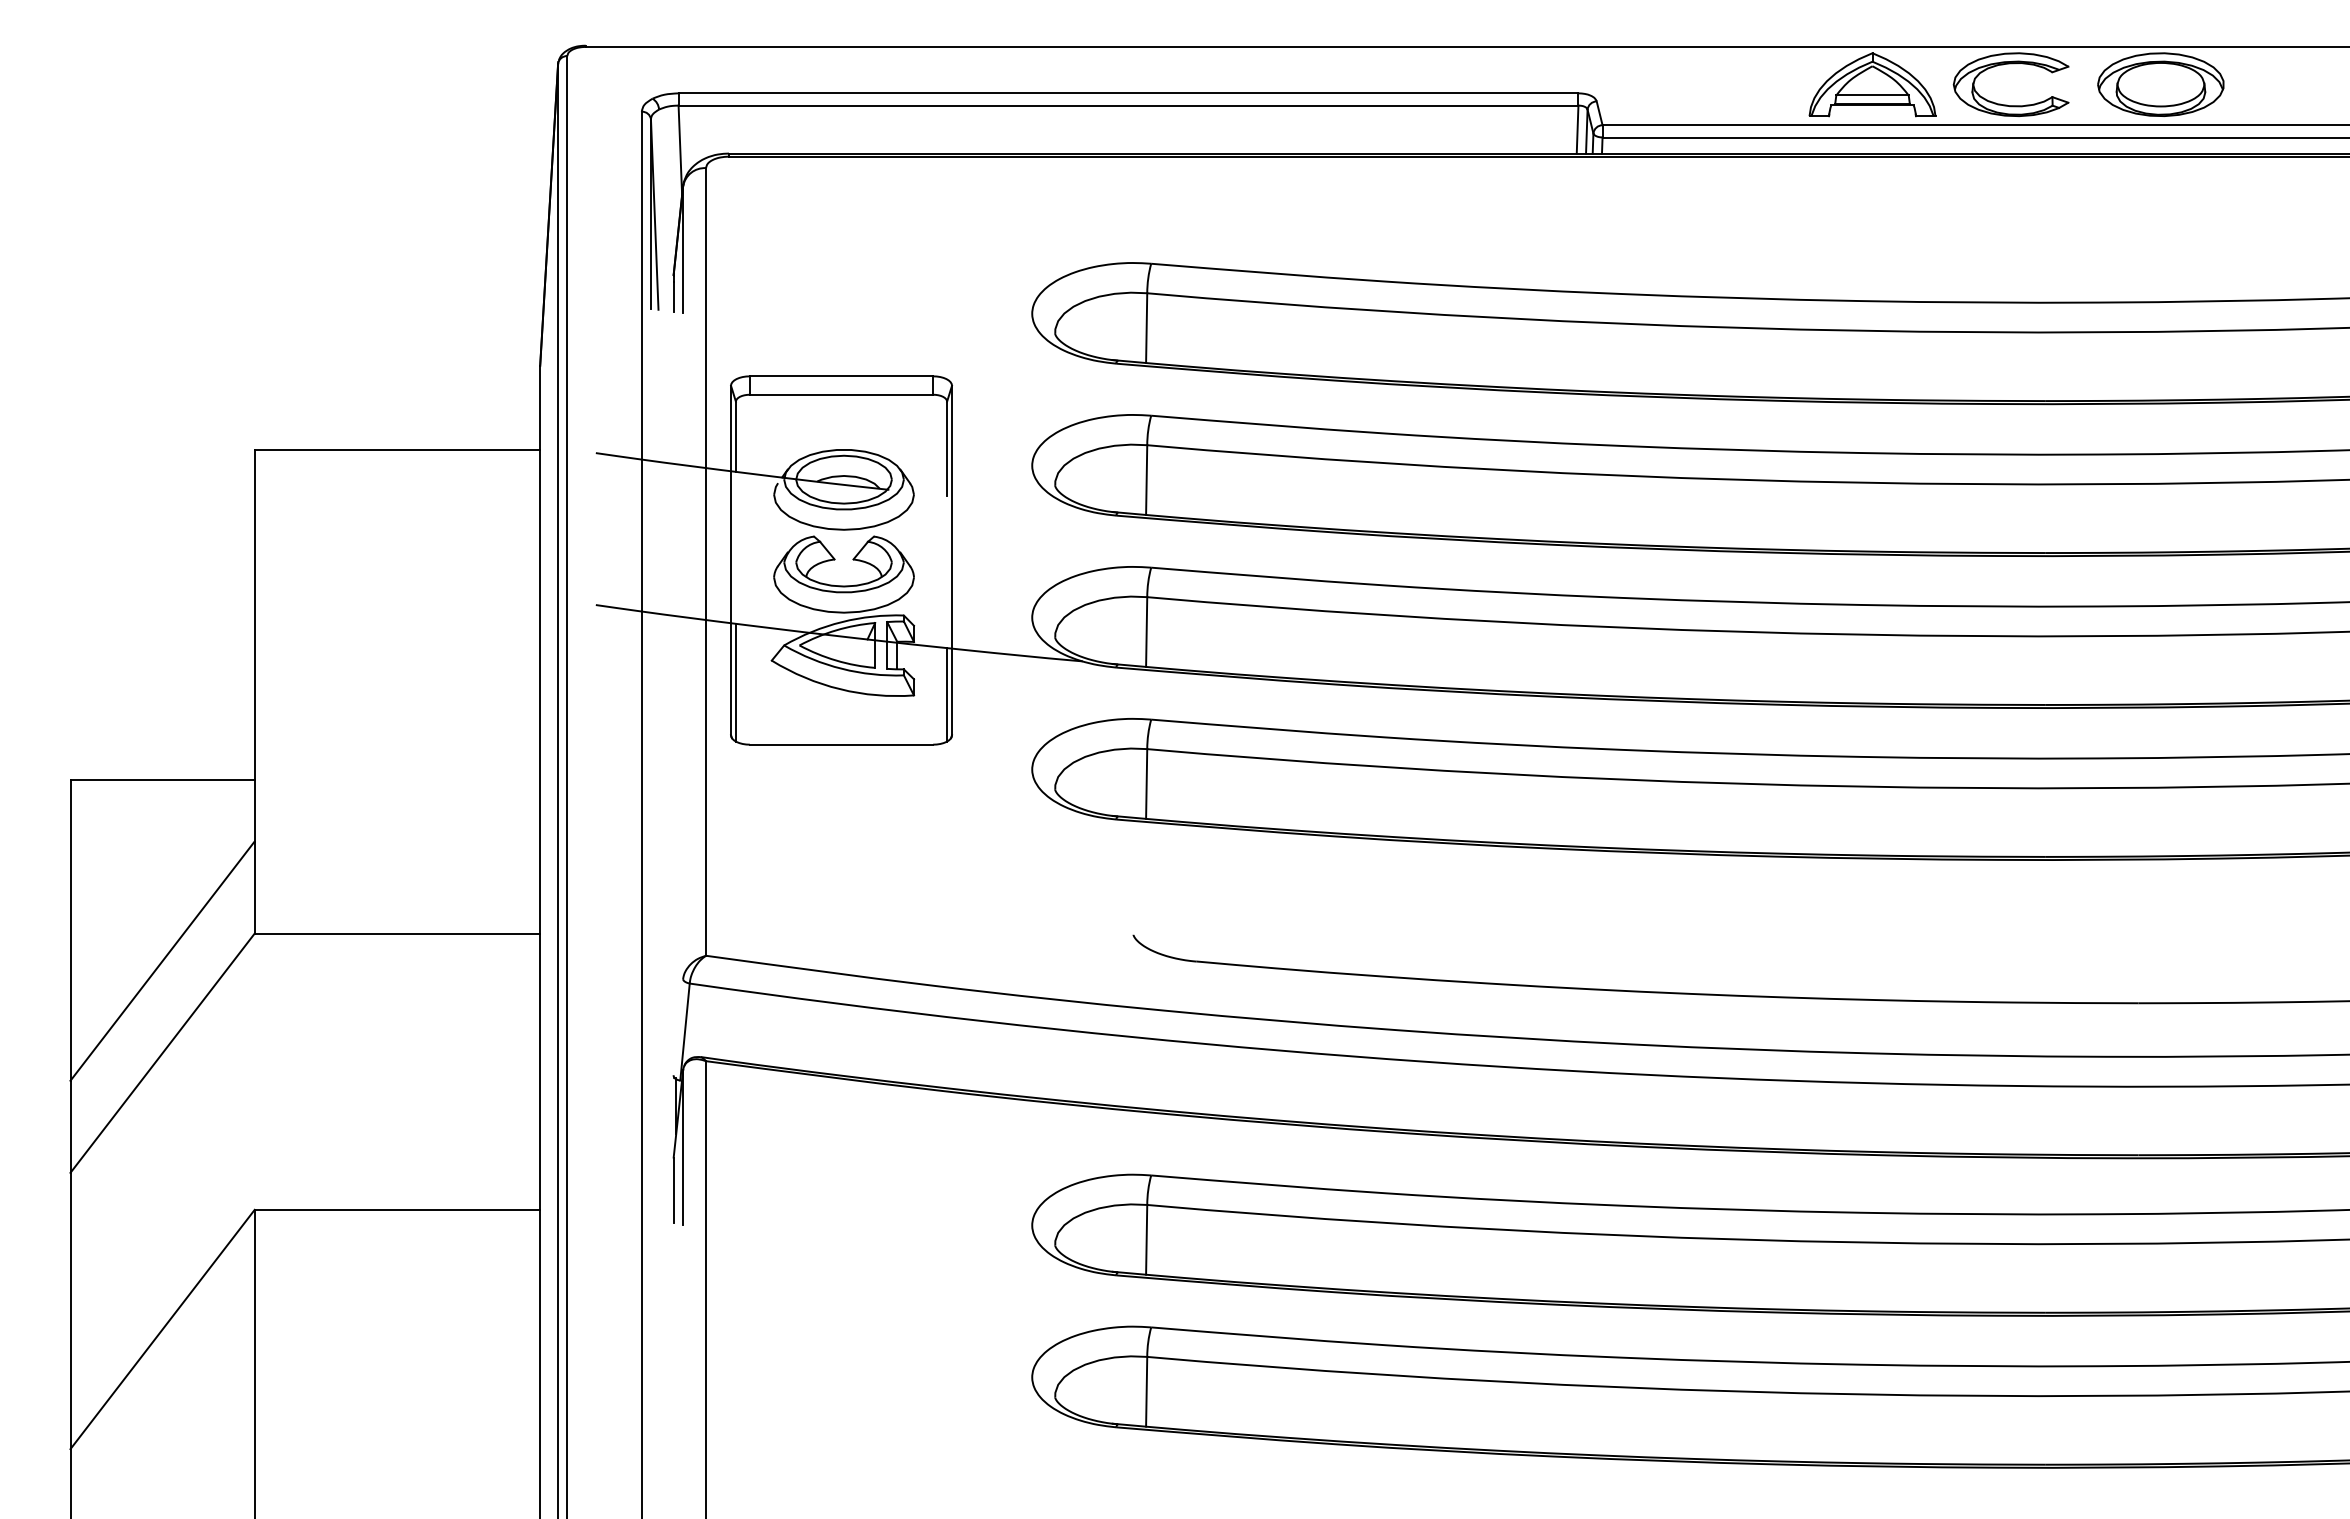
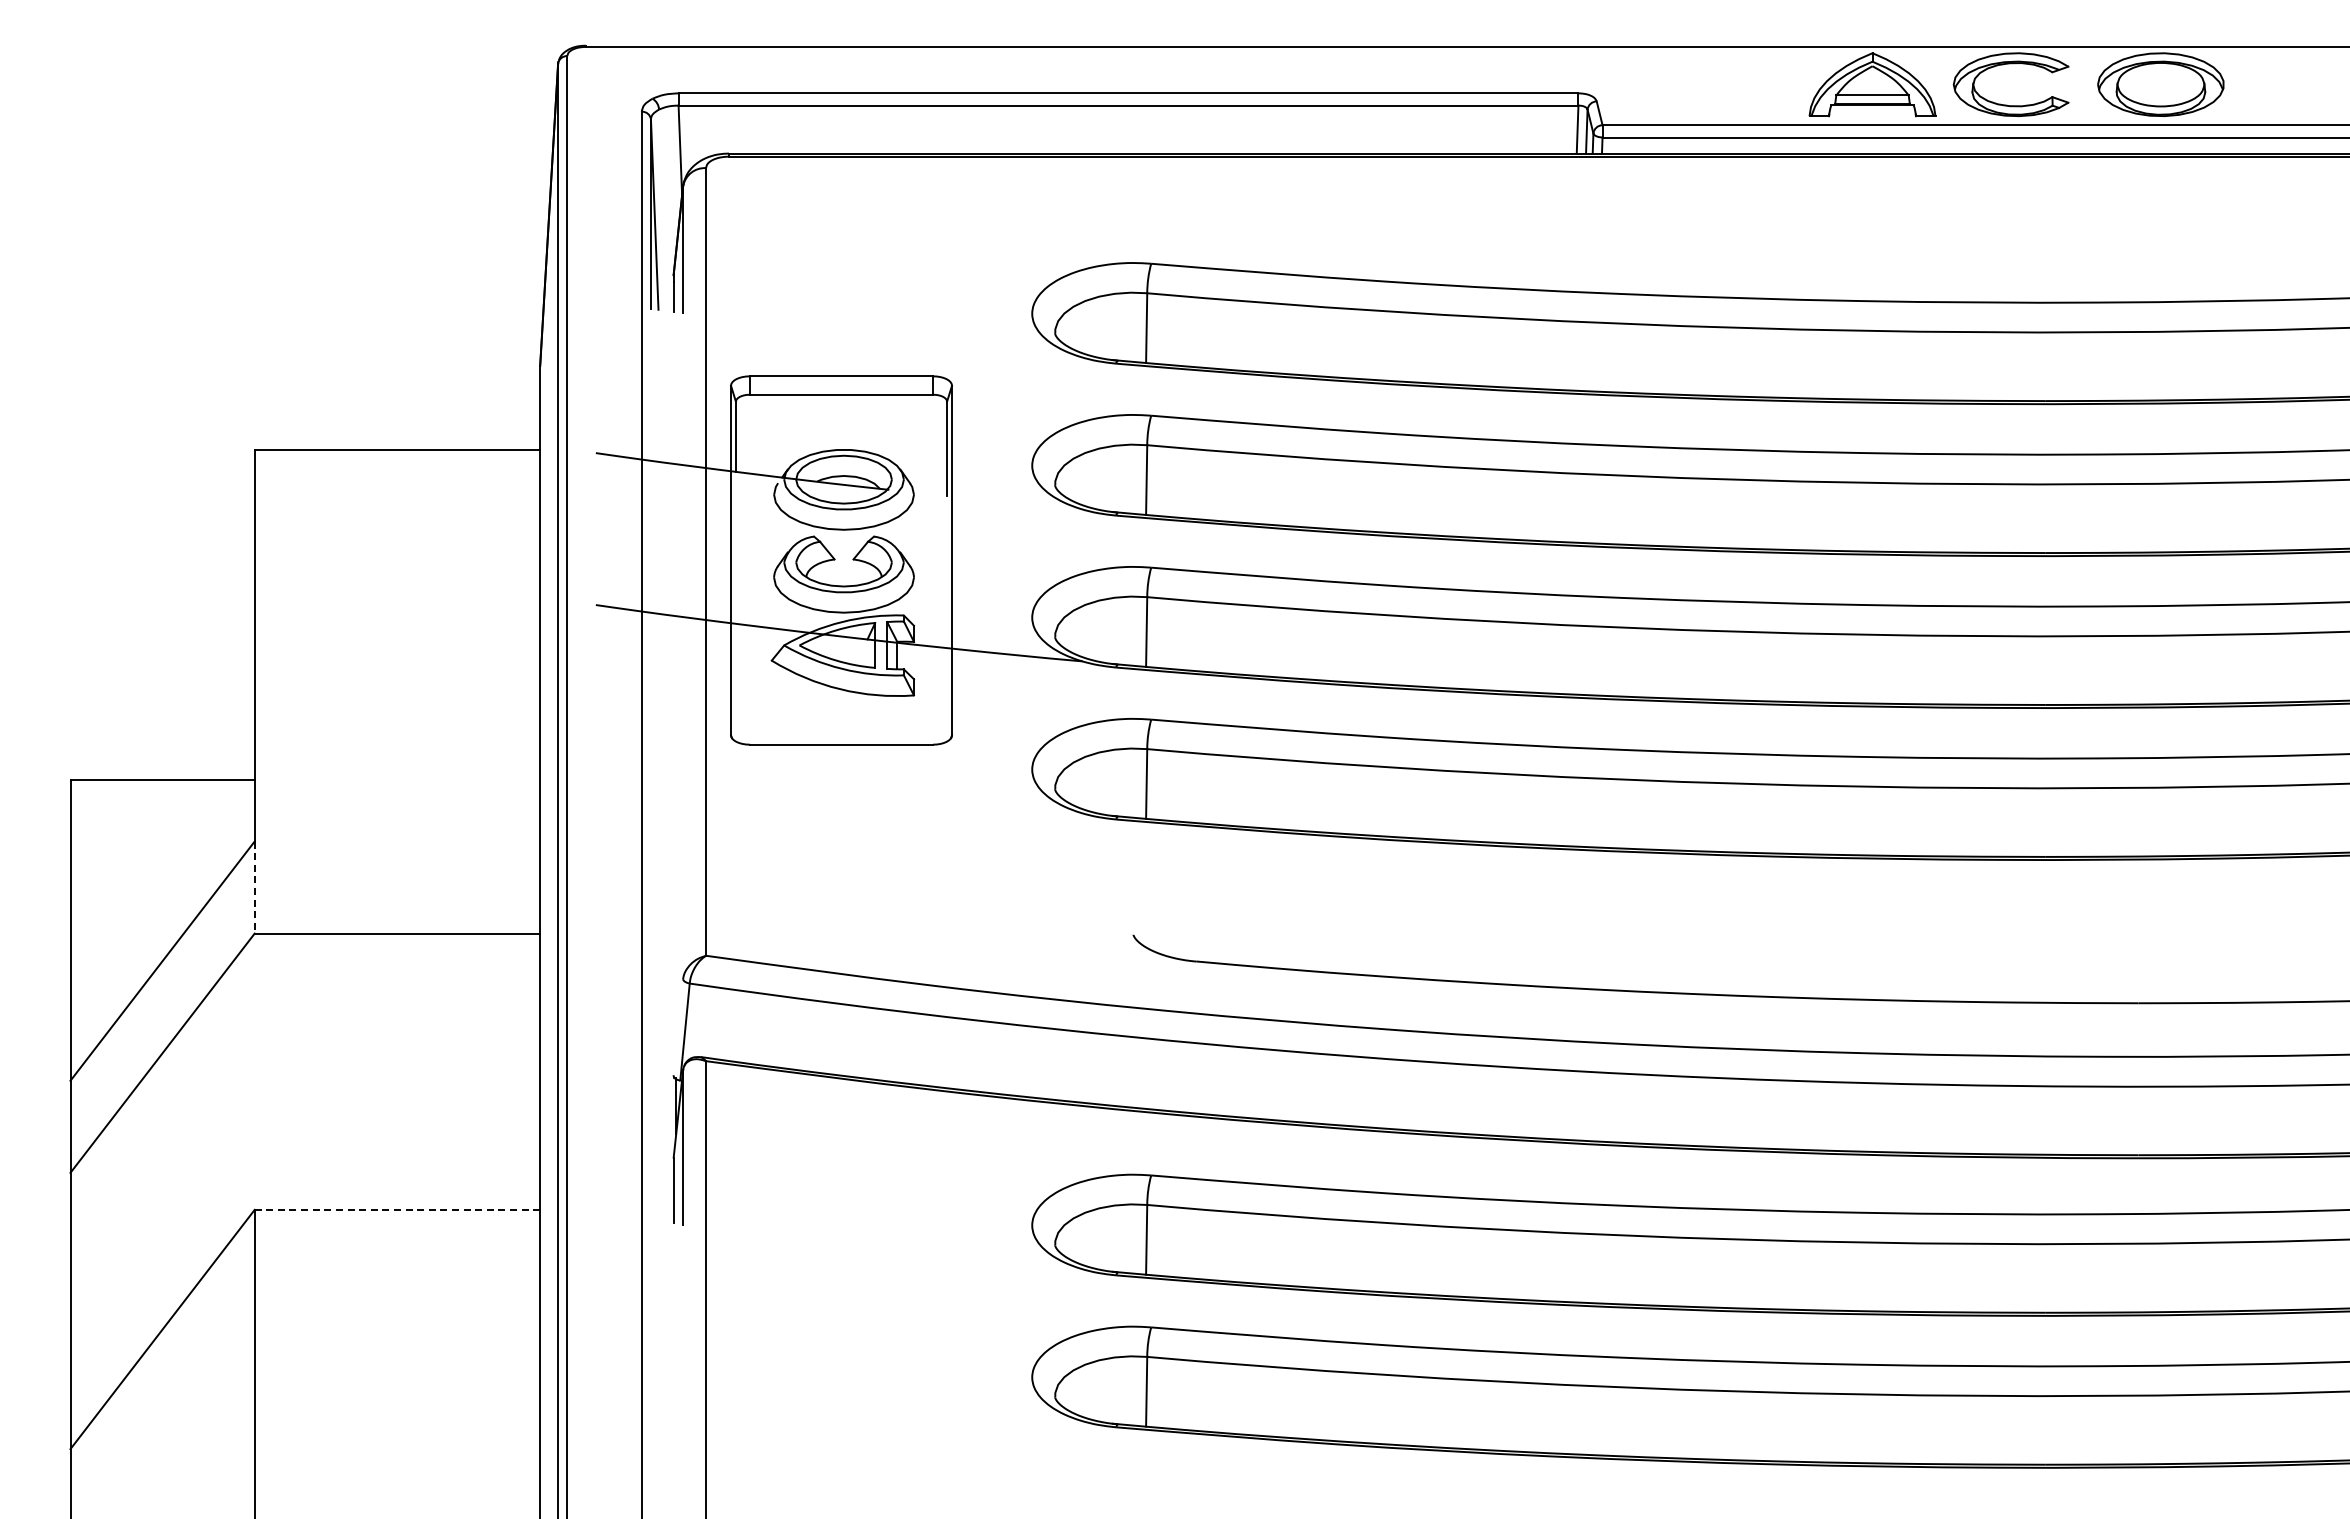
line: present -> none (735, 682)
line: present -> none (947, 694)
line: solid -> dashed (254, 888)
line: solid -> dashed (397, 1209)
